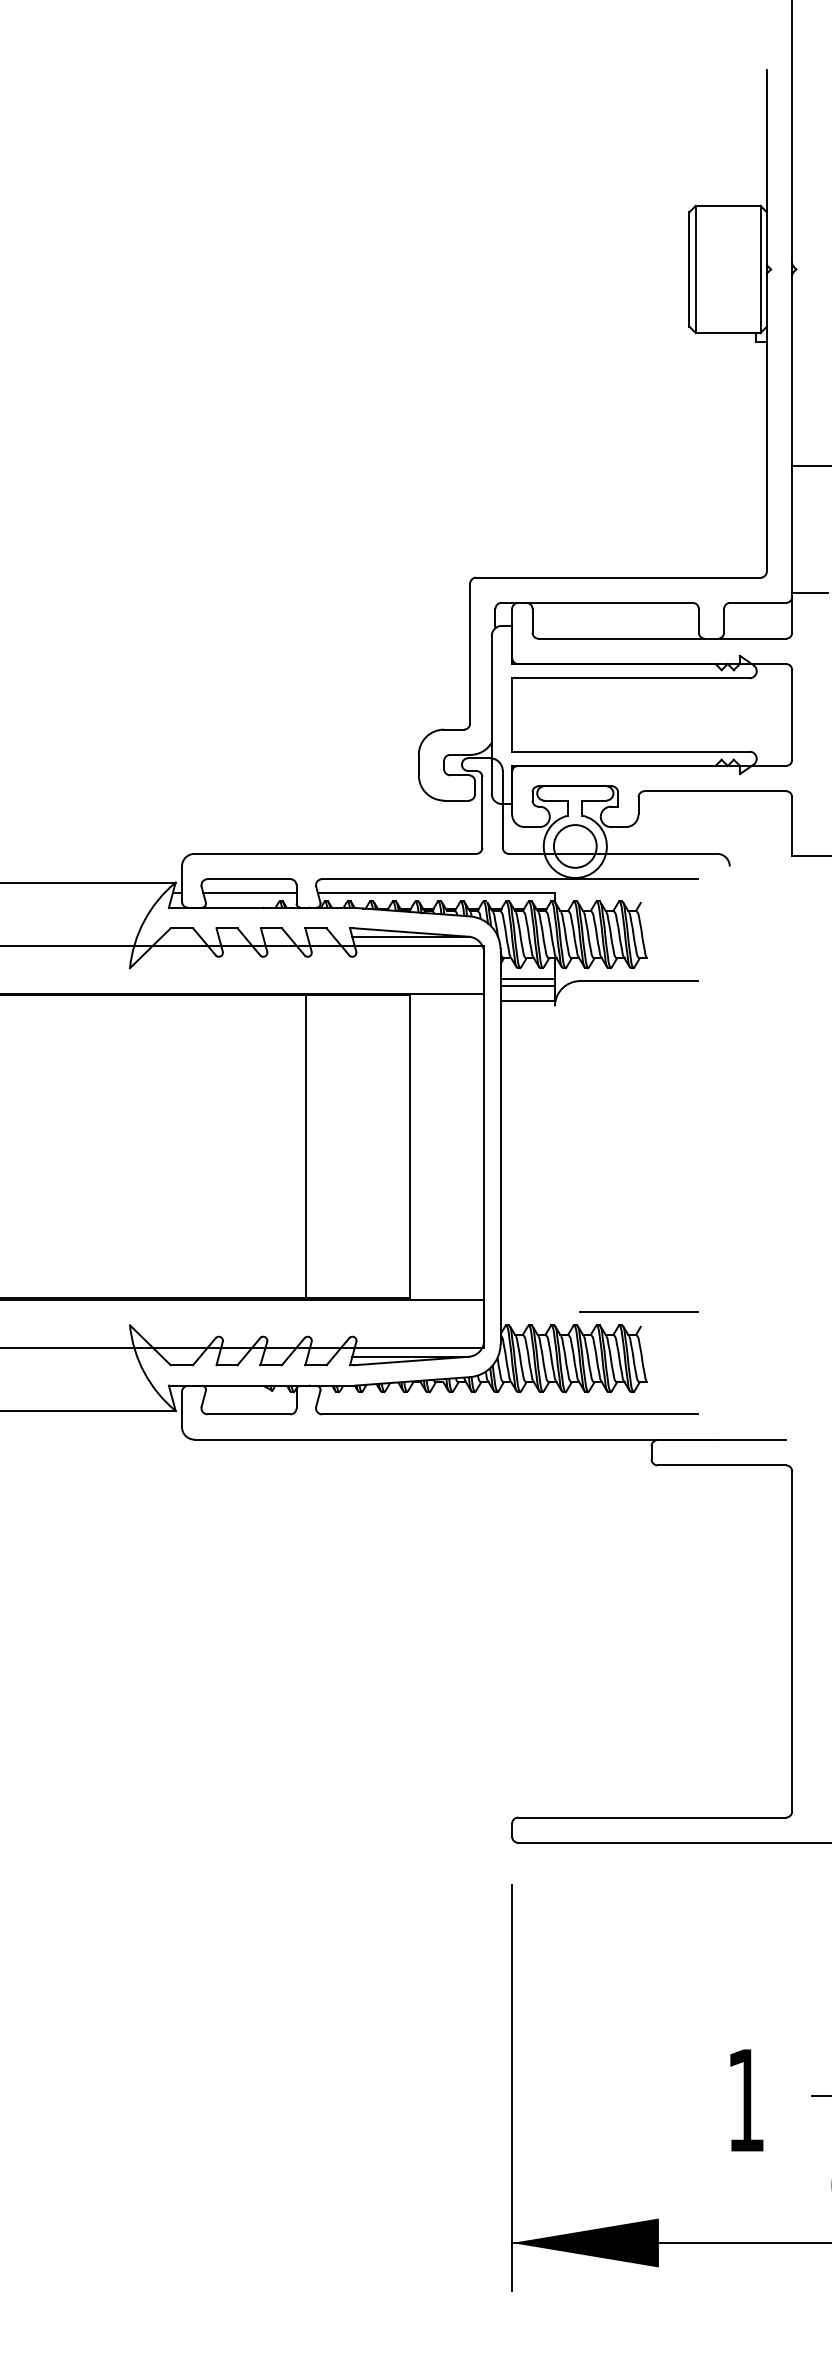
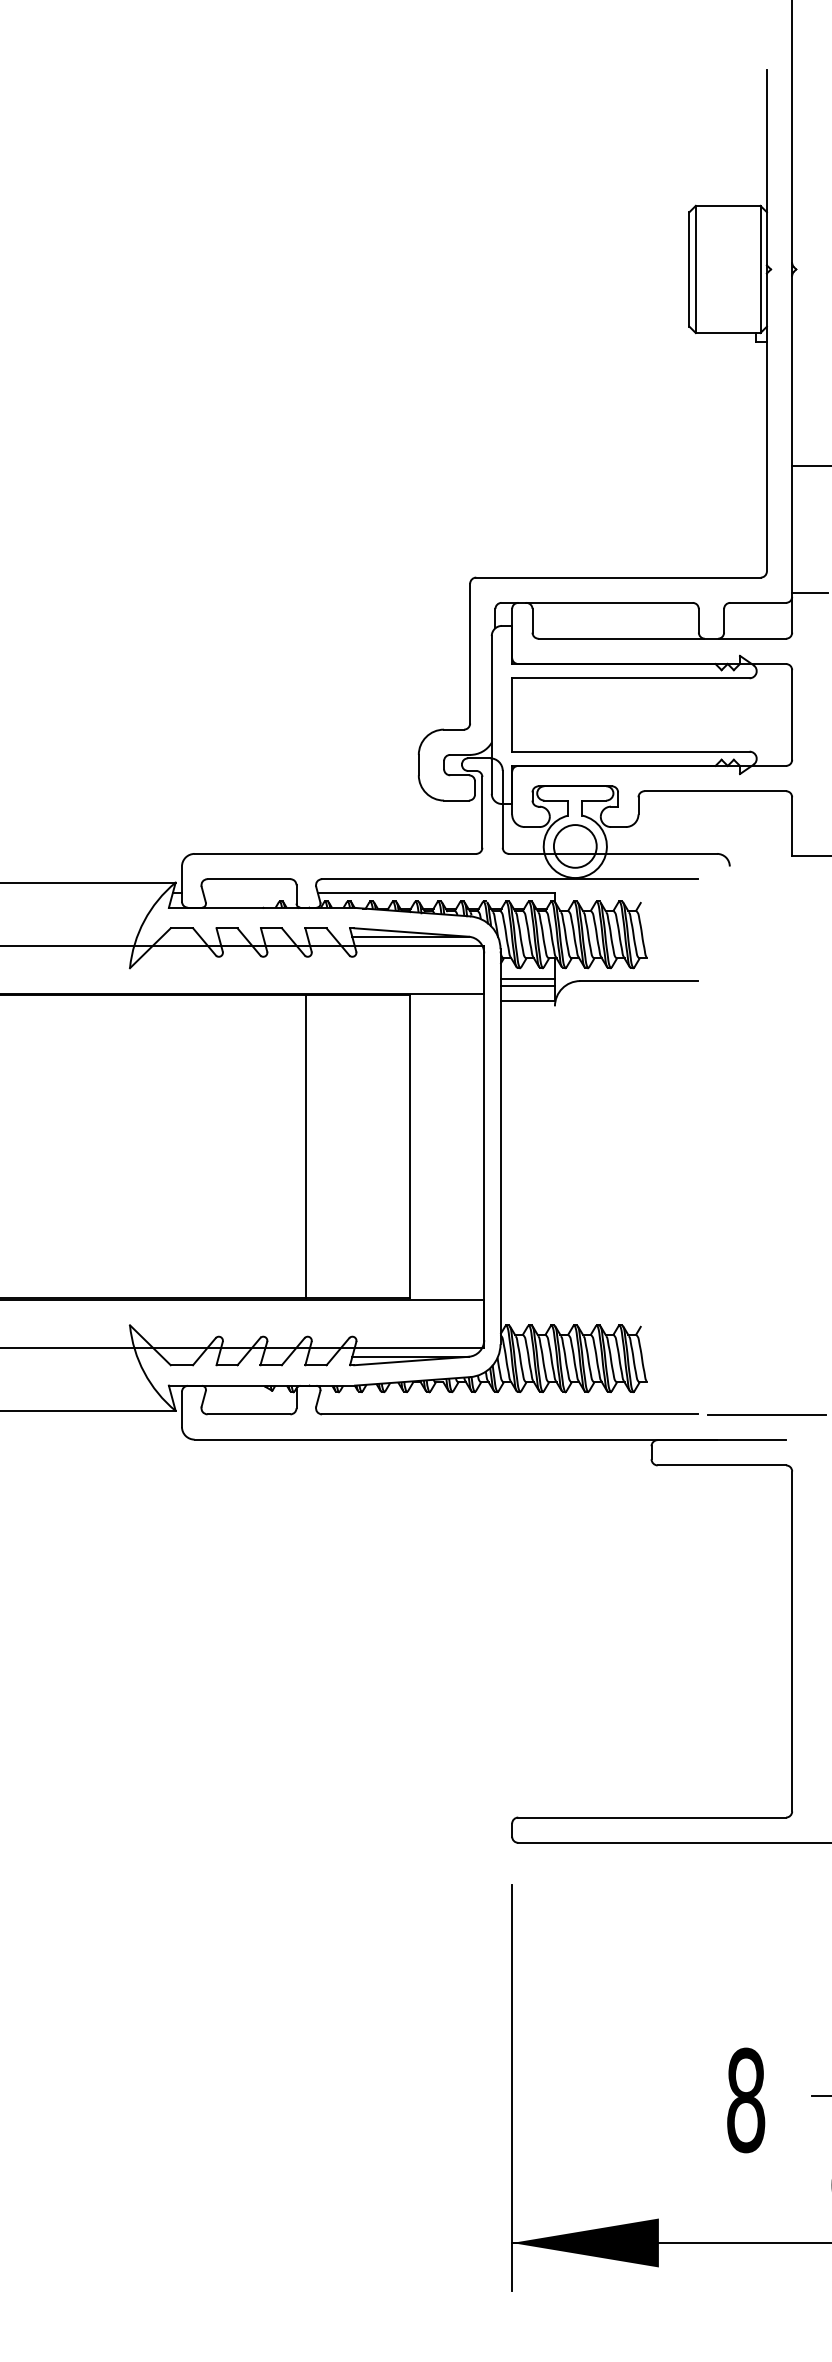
line: present -> none (249, 893)
line position: (638, 1311) -> (766, 1414) (766, 1414)
text: 1 -> 8 (746, 2100)
